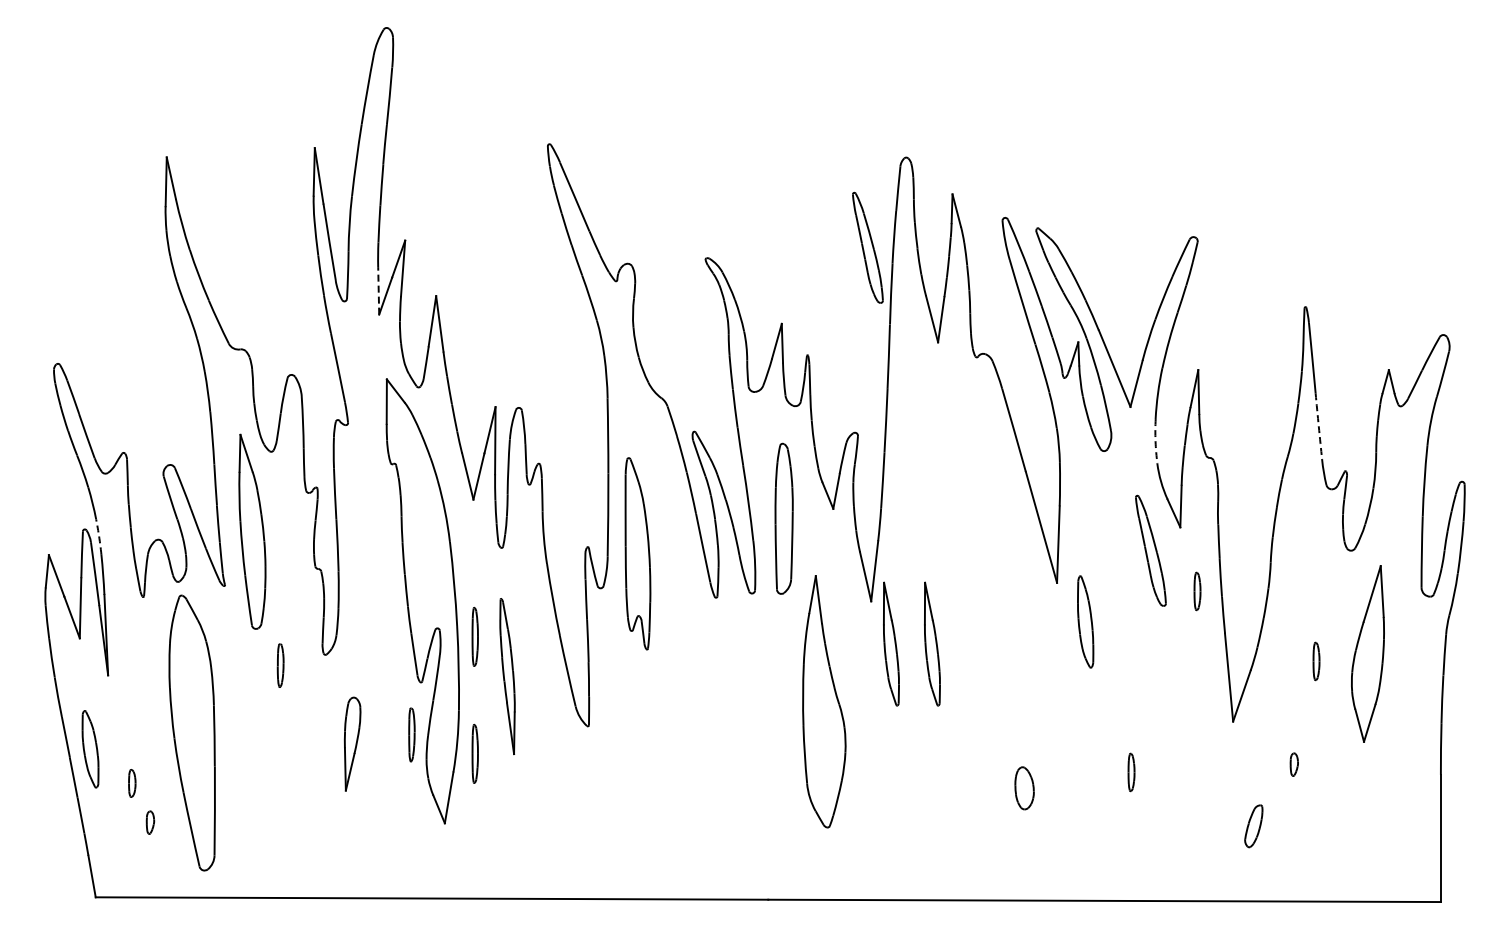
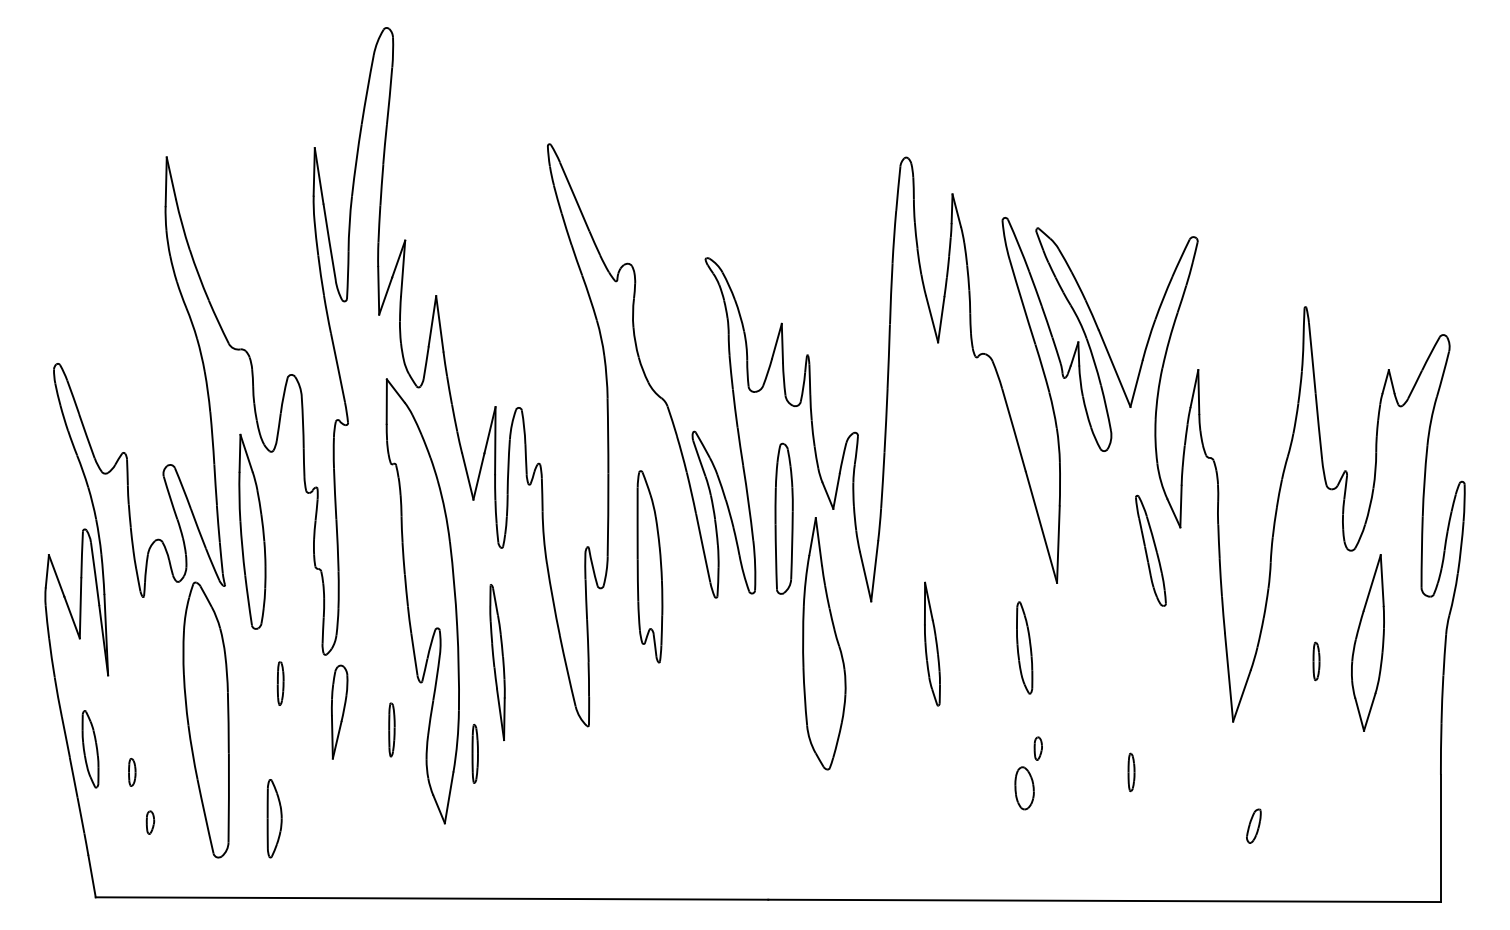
part: present -> none (867, 247)
line: dashed -> solid (378, 290)
arc: dashed -> solid (1318, 426)
arc: dashed -> solid (1155, 441)
arc: dashed -> solid (99, 536)
part position: (637, 553) -> (649, 566) (649, 566)
part: present -> none (1197, 591)
part position: (1085, 621) -> (1024, 647) (1024, 647)
part: present -> none (474, 636)
part: present -> none (891, 643)
part position: (1367, 653) -> (1367, 642) (1367, 642)
part position: (280, 665) -> (280, 683) (280, 683)
part position: (507, 676) -> (497, 662) (497, 662)
part position: (824, 701) -> (824, 643) (824, 643)
part position: (191, 732) -> (205, 719) (205, 719)
part position: (411, 734) -> (391, 729) (391, 729)
part position: (352, 743) -> (339, 711) (339, 711)
part position: (1293, 764) -> (1037, 748) (1037, 748)
part position: (132, 783) -> (132, 772) (132, 772)
part: none -> present (274, 818)
part size: 20x45 px -> 16x36 px (1253, 825)
